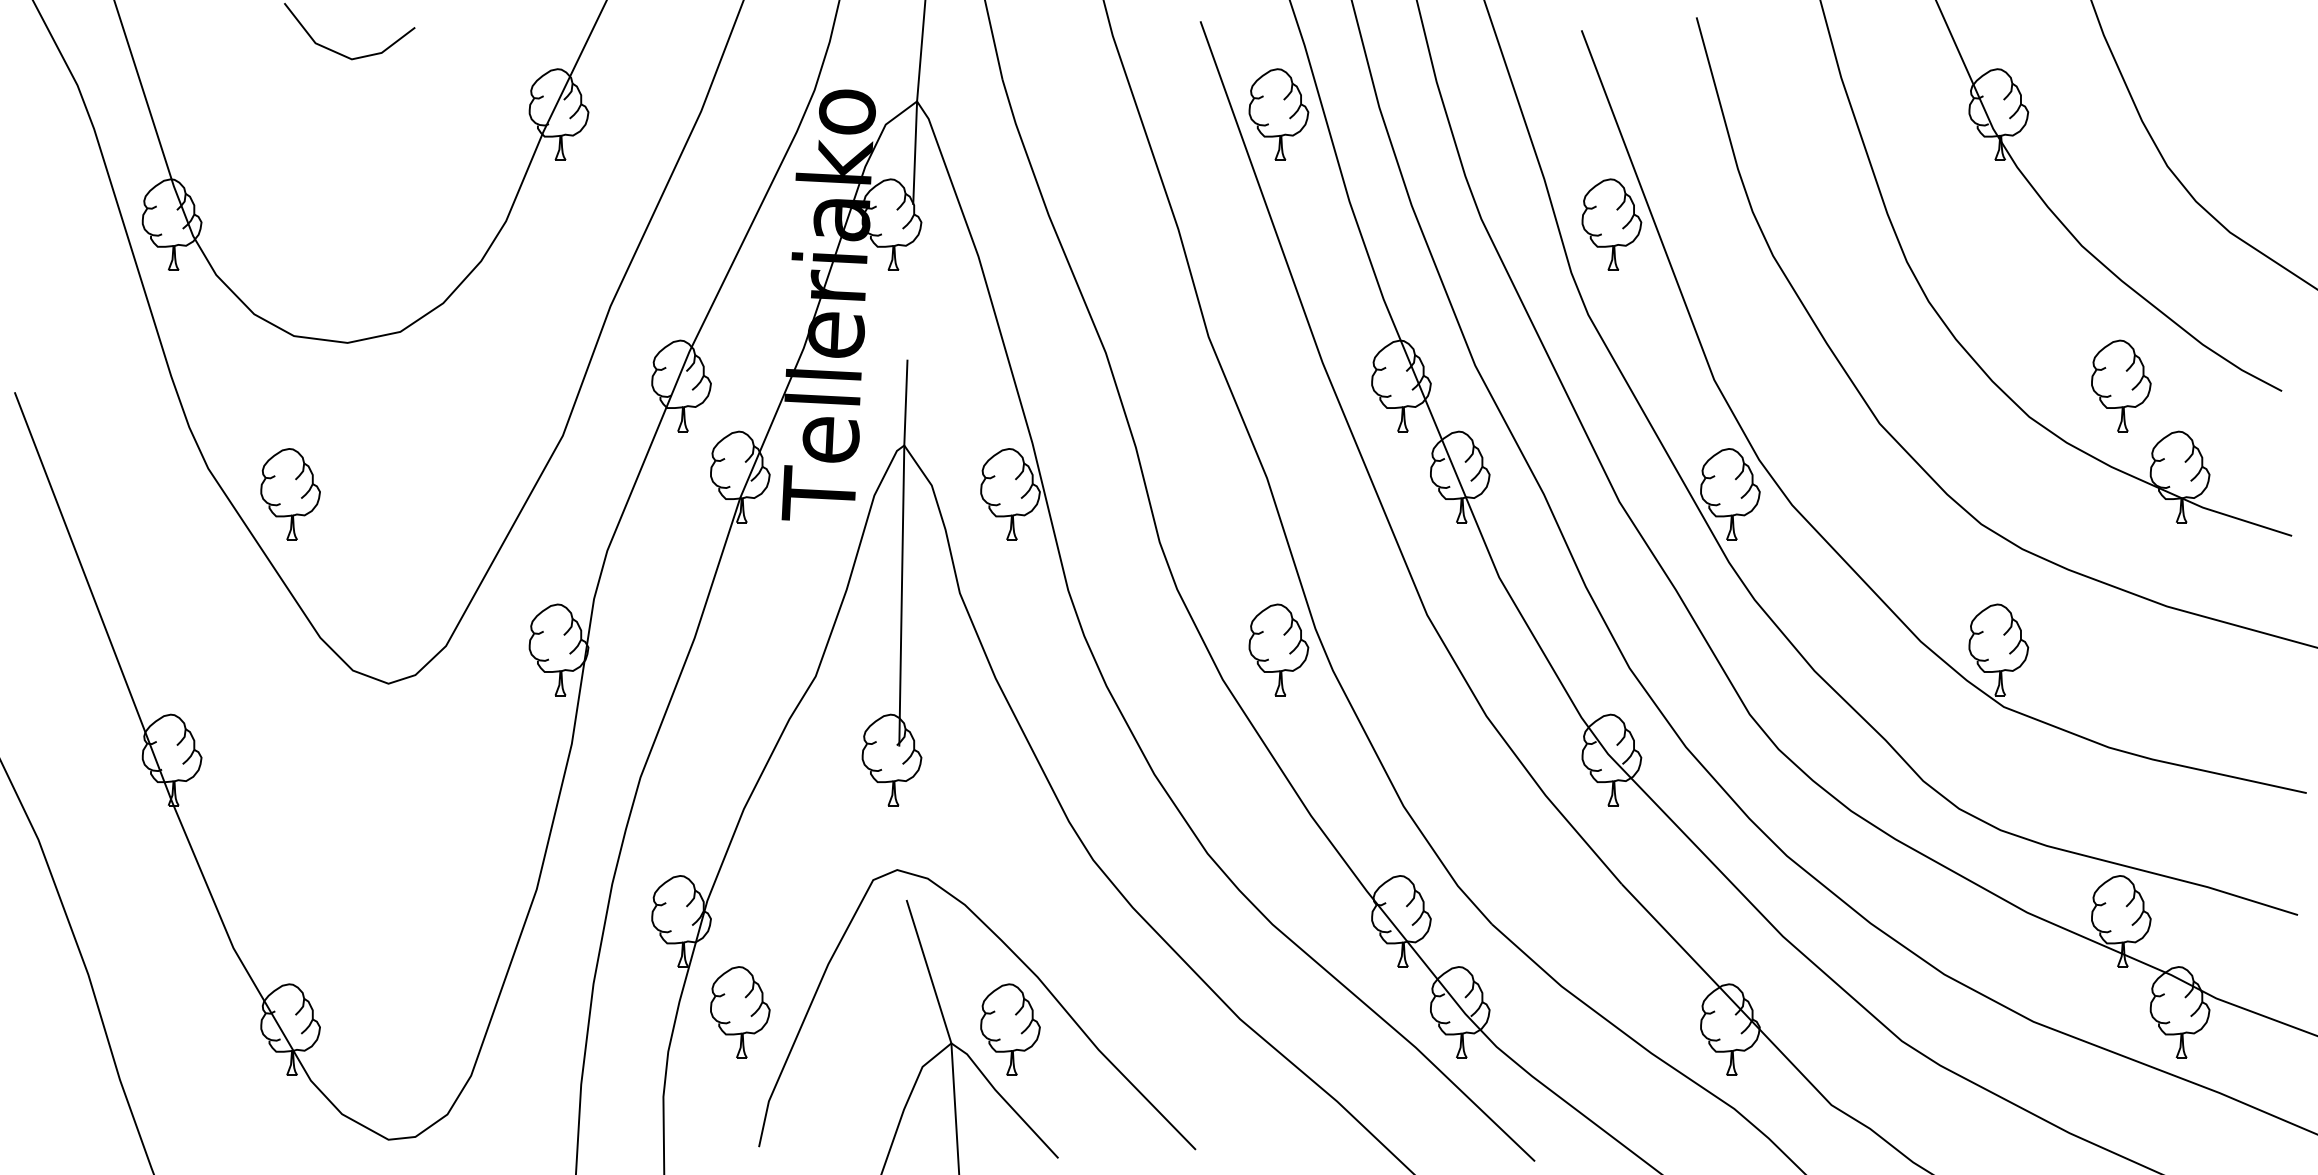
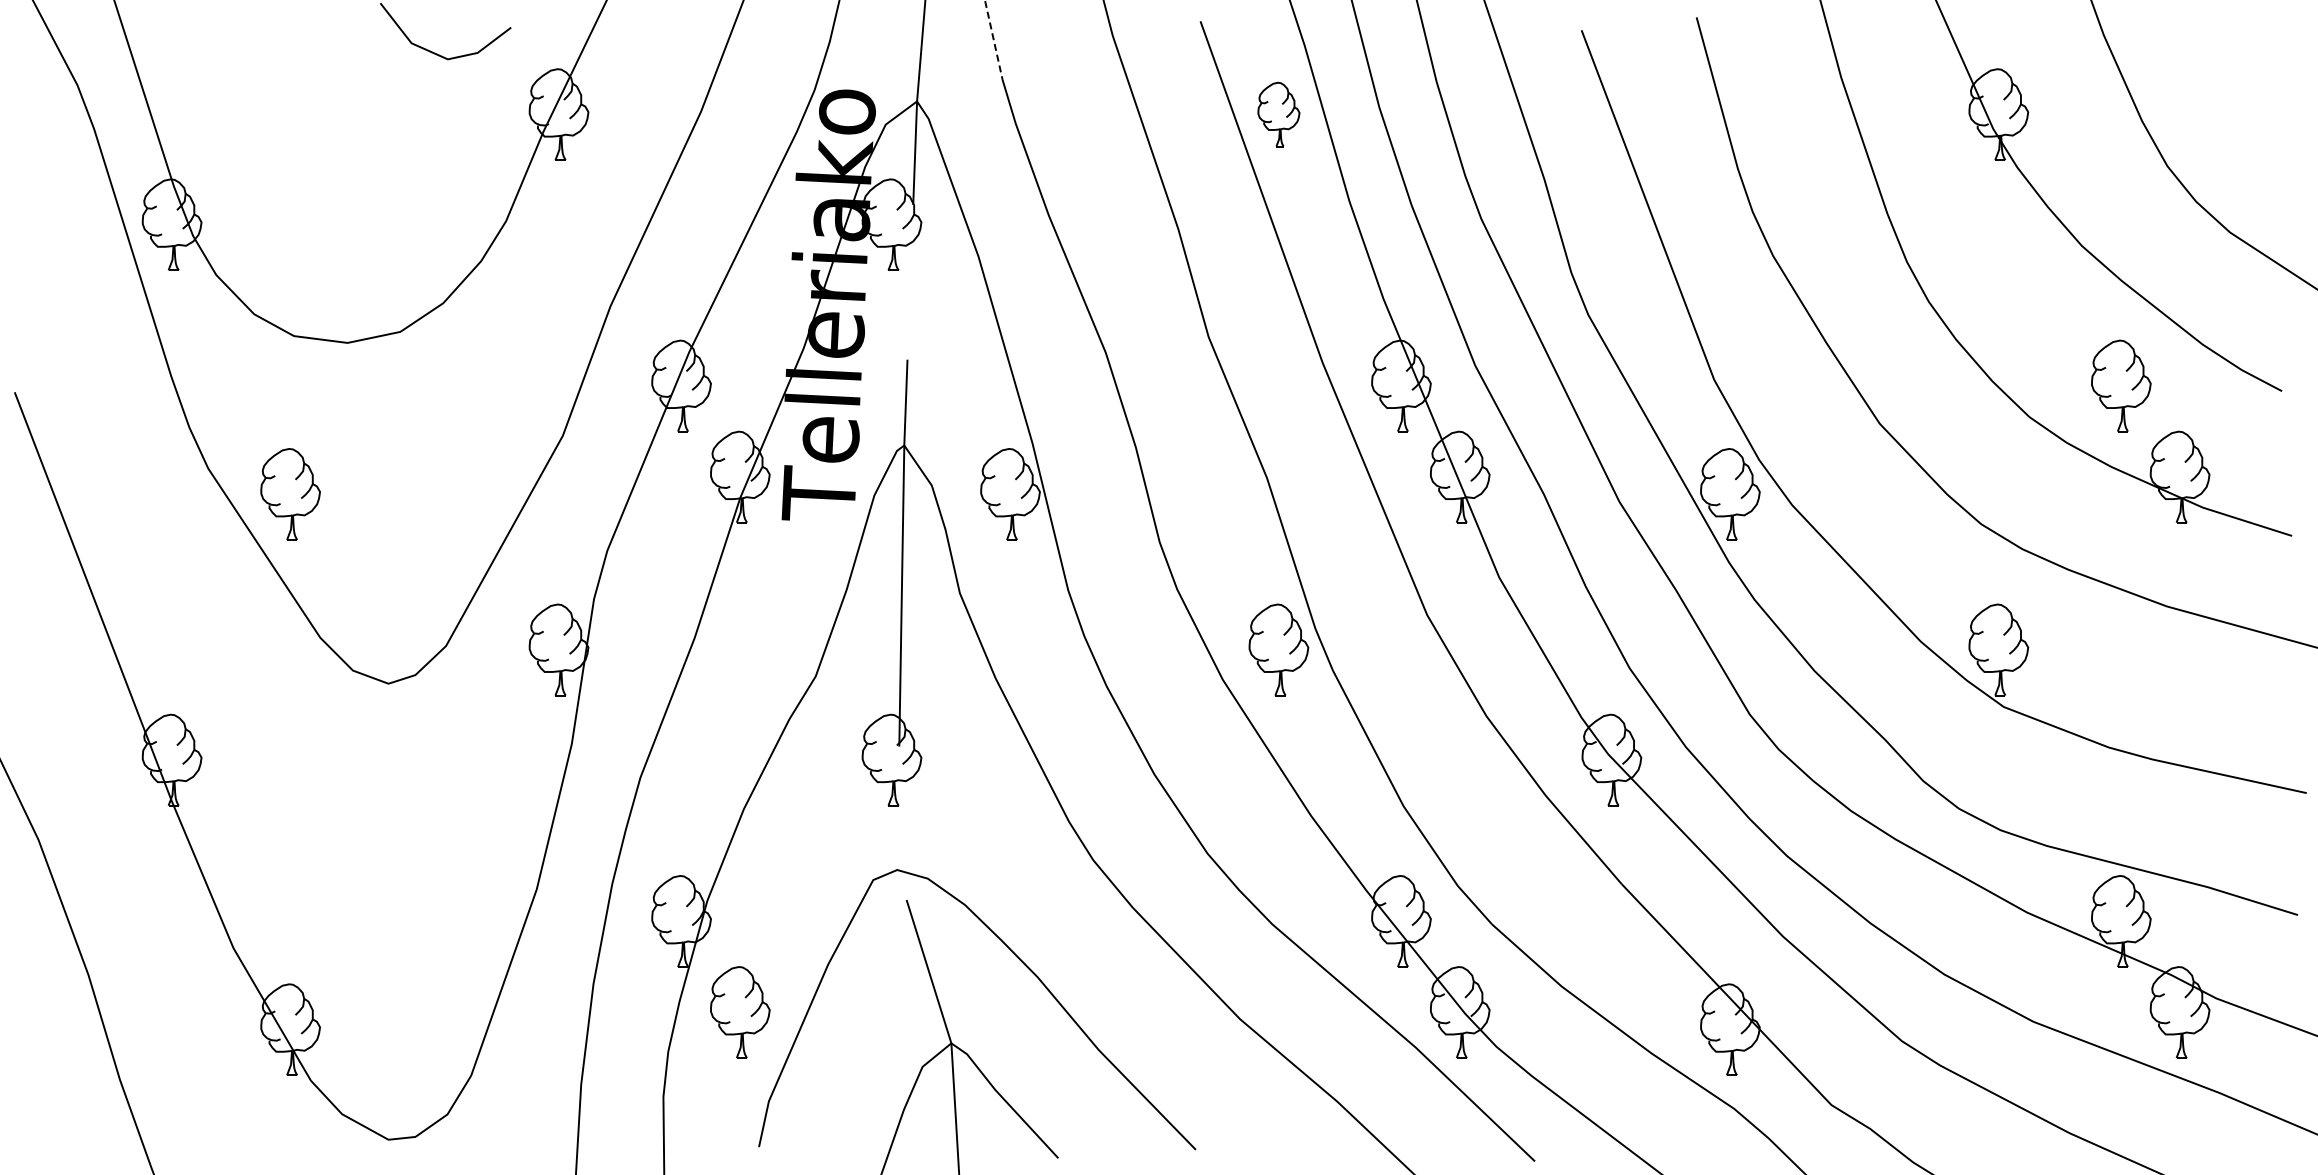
line: solid -> dashed (993, 40)
line position: (339, 52) -> (435, 52) (435, 52)
part size: 62x93 px -> 44x67 px (1278, 114)
part: present -> none (1611, 224)
part: present -> none (1010, 1029)
